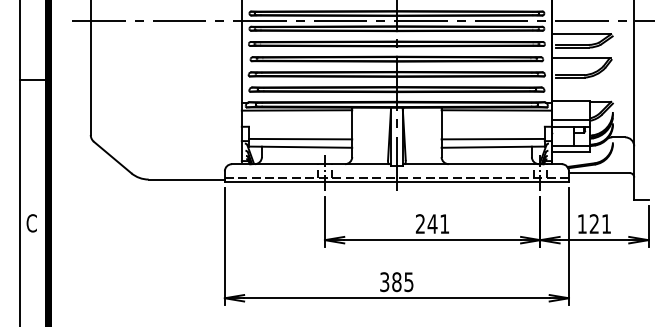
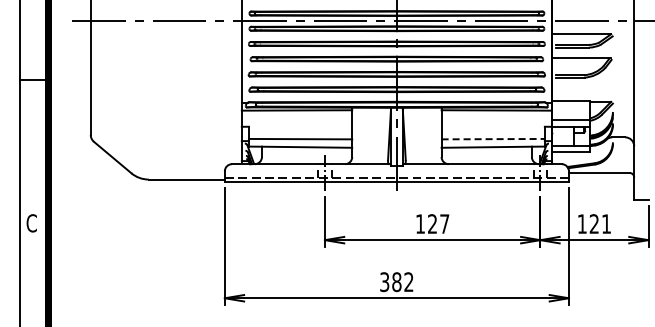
line: solid -> dashed (493, 139)
text: 241 -> 127 (432, 223)
text: 385 -> 382 (408, 282)
